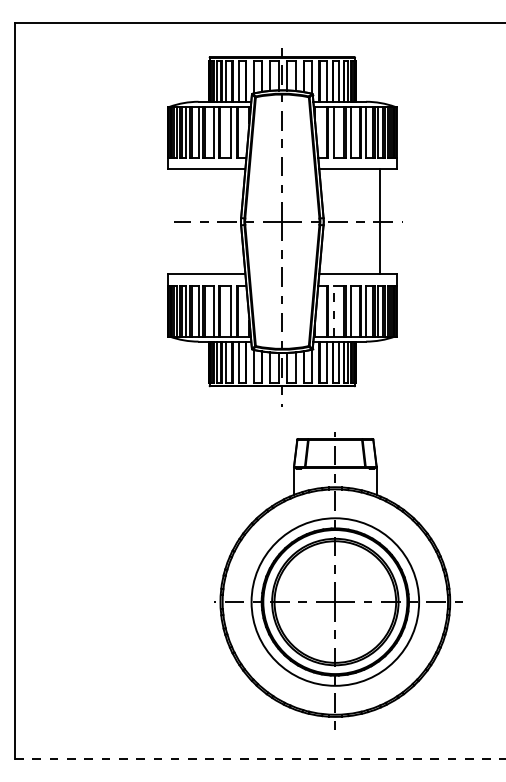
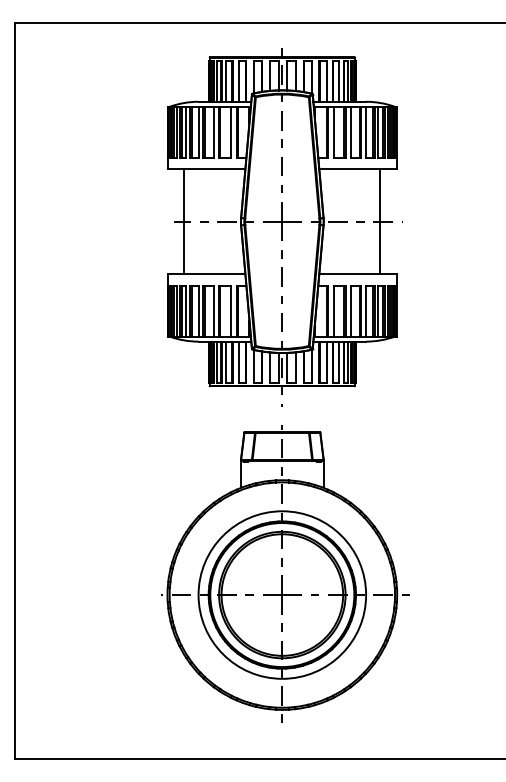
line: none -> present (184, 221)
line: dashed -> solid (333, 310)
part position: (338, 580) -> (285, 573) (285, 573)
line: dashed -> solid (260, 758)
